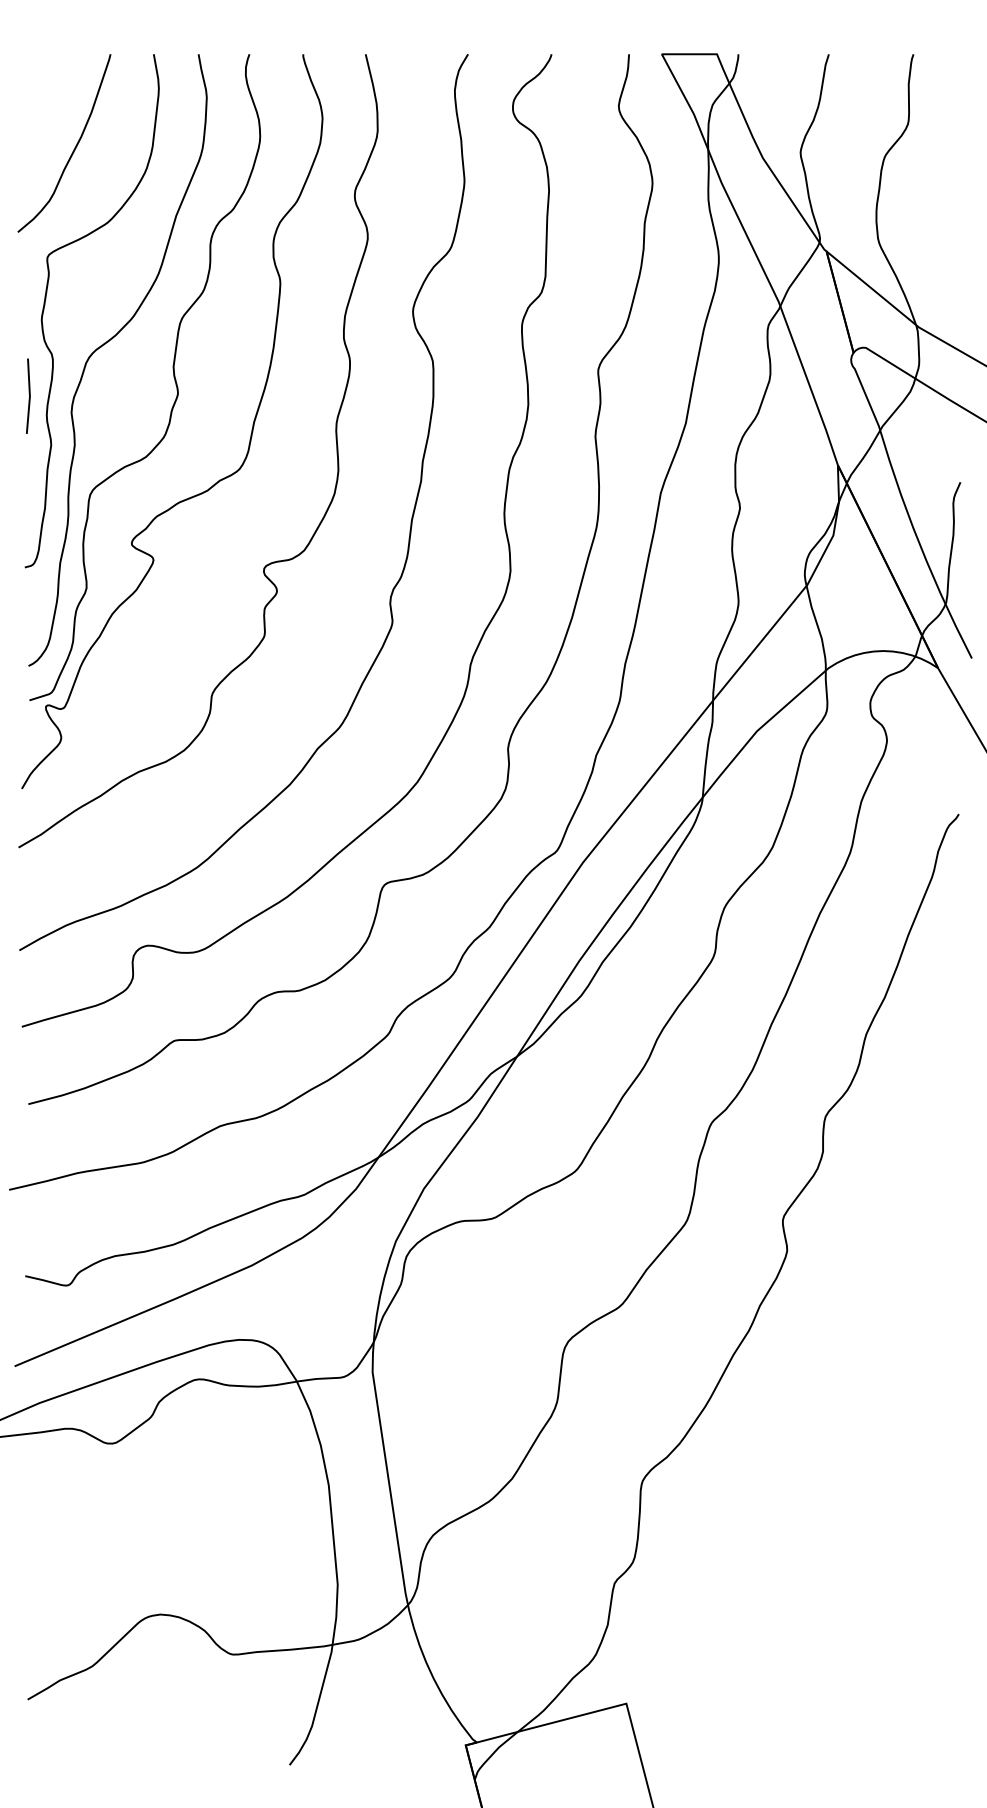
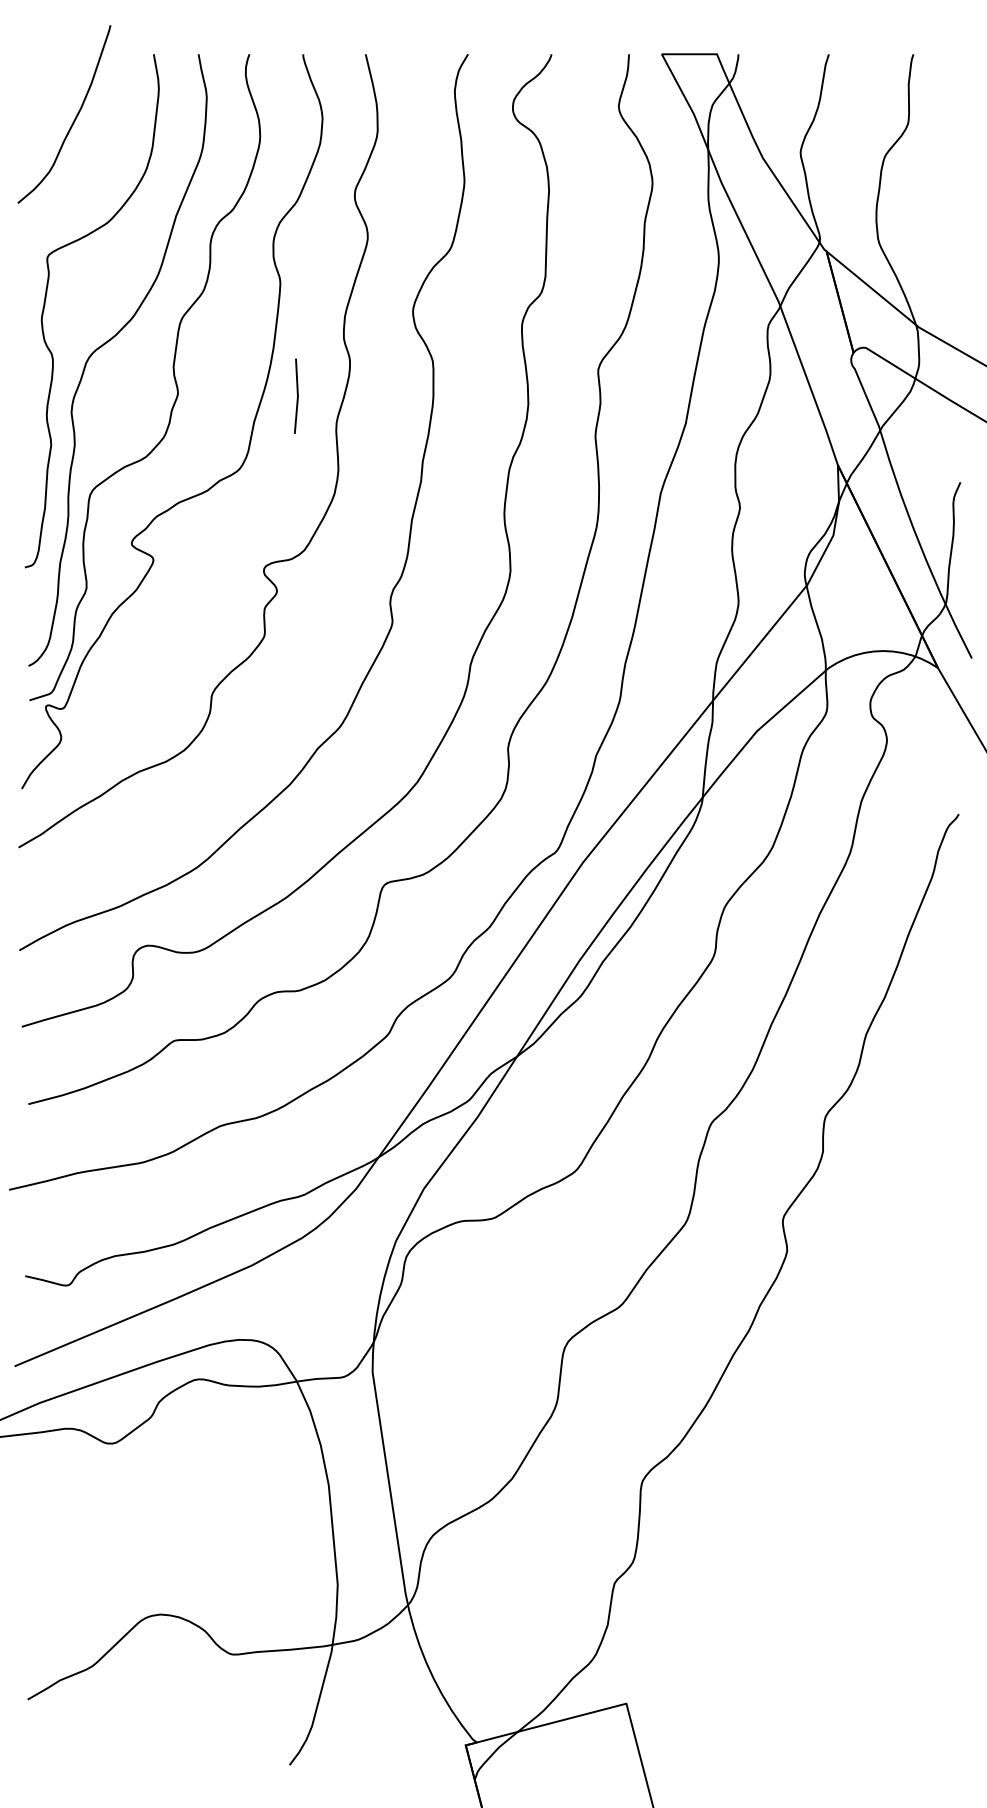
curve position: (74, 147) -> (74, 118) (74, 118)
line position: (29, 395) -> (297, 395) (297, 395)
